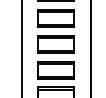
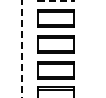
line: solid -> dashed (56, 1)
line: present -> none (90, 48)
line: solid -> dashed (21, 49)
